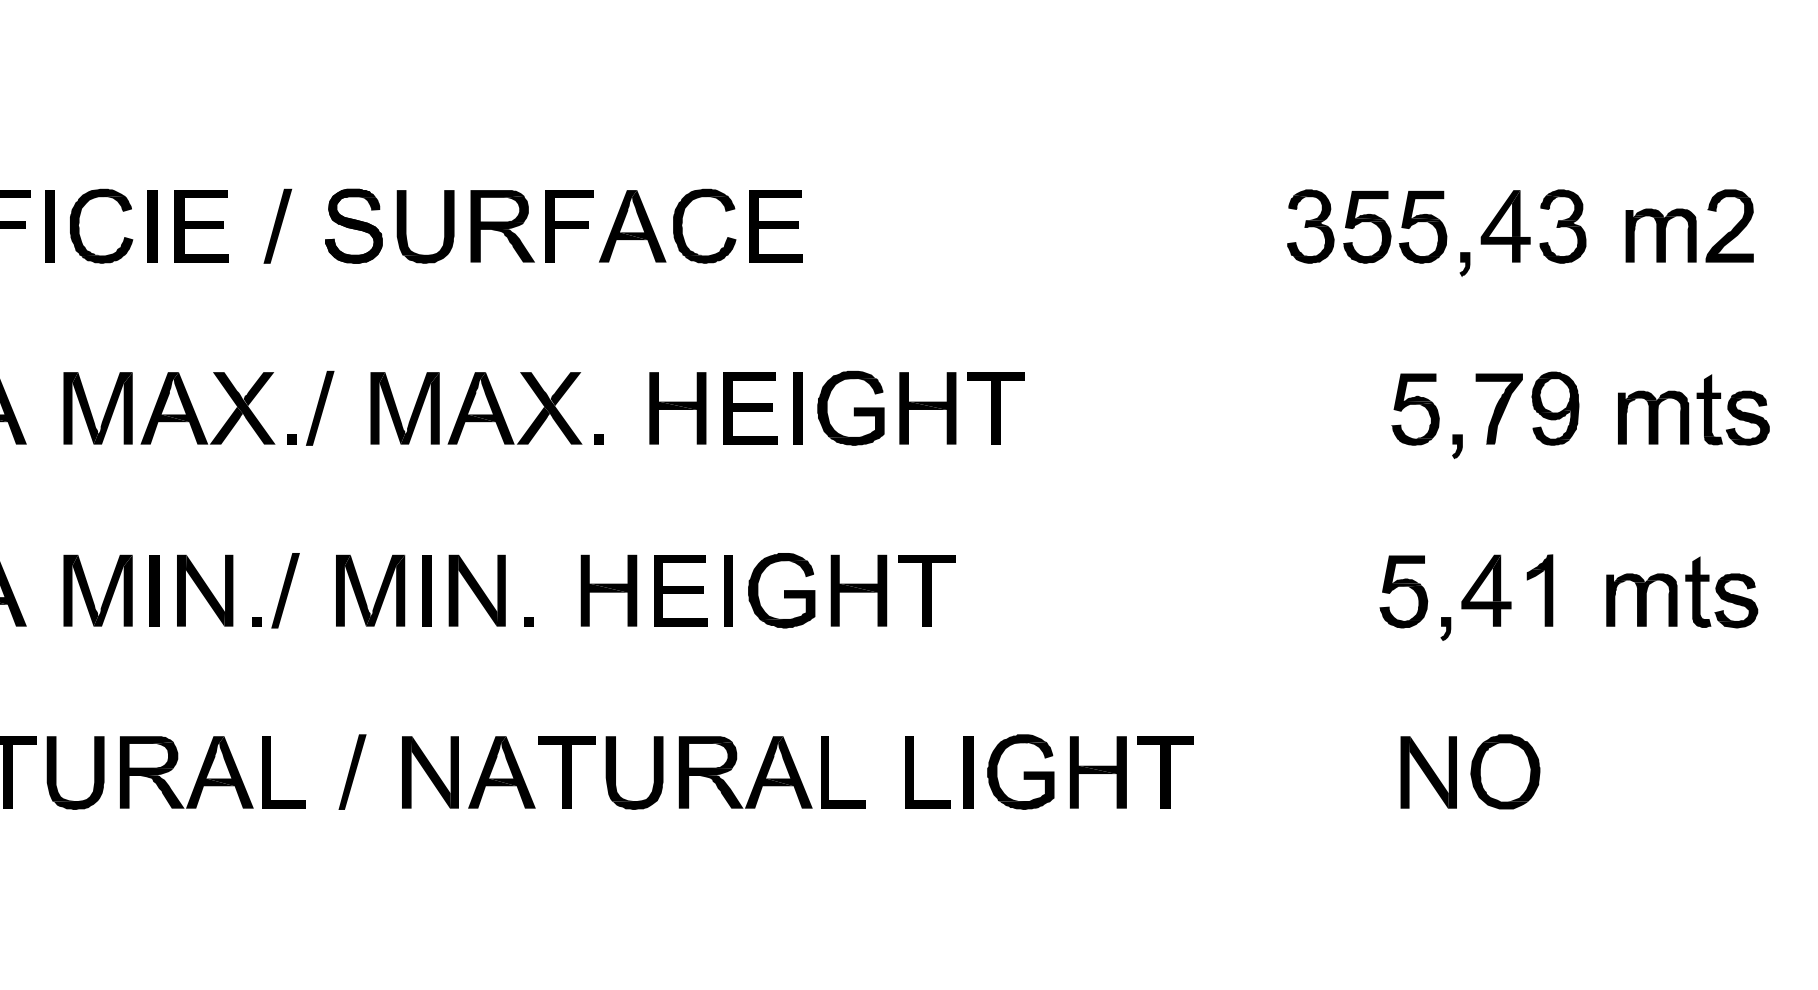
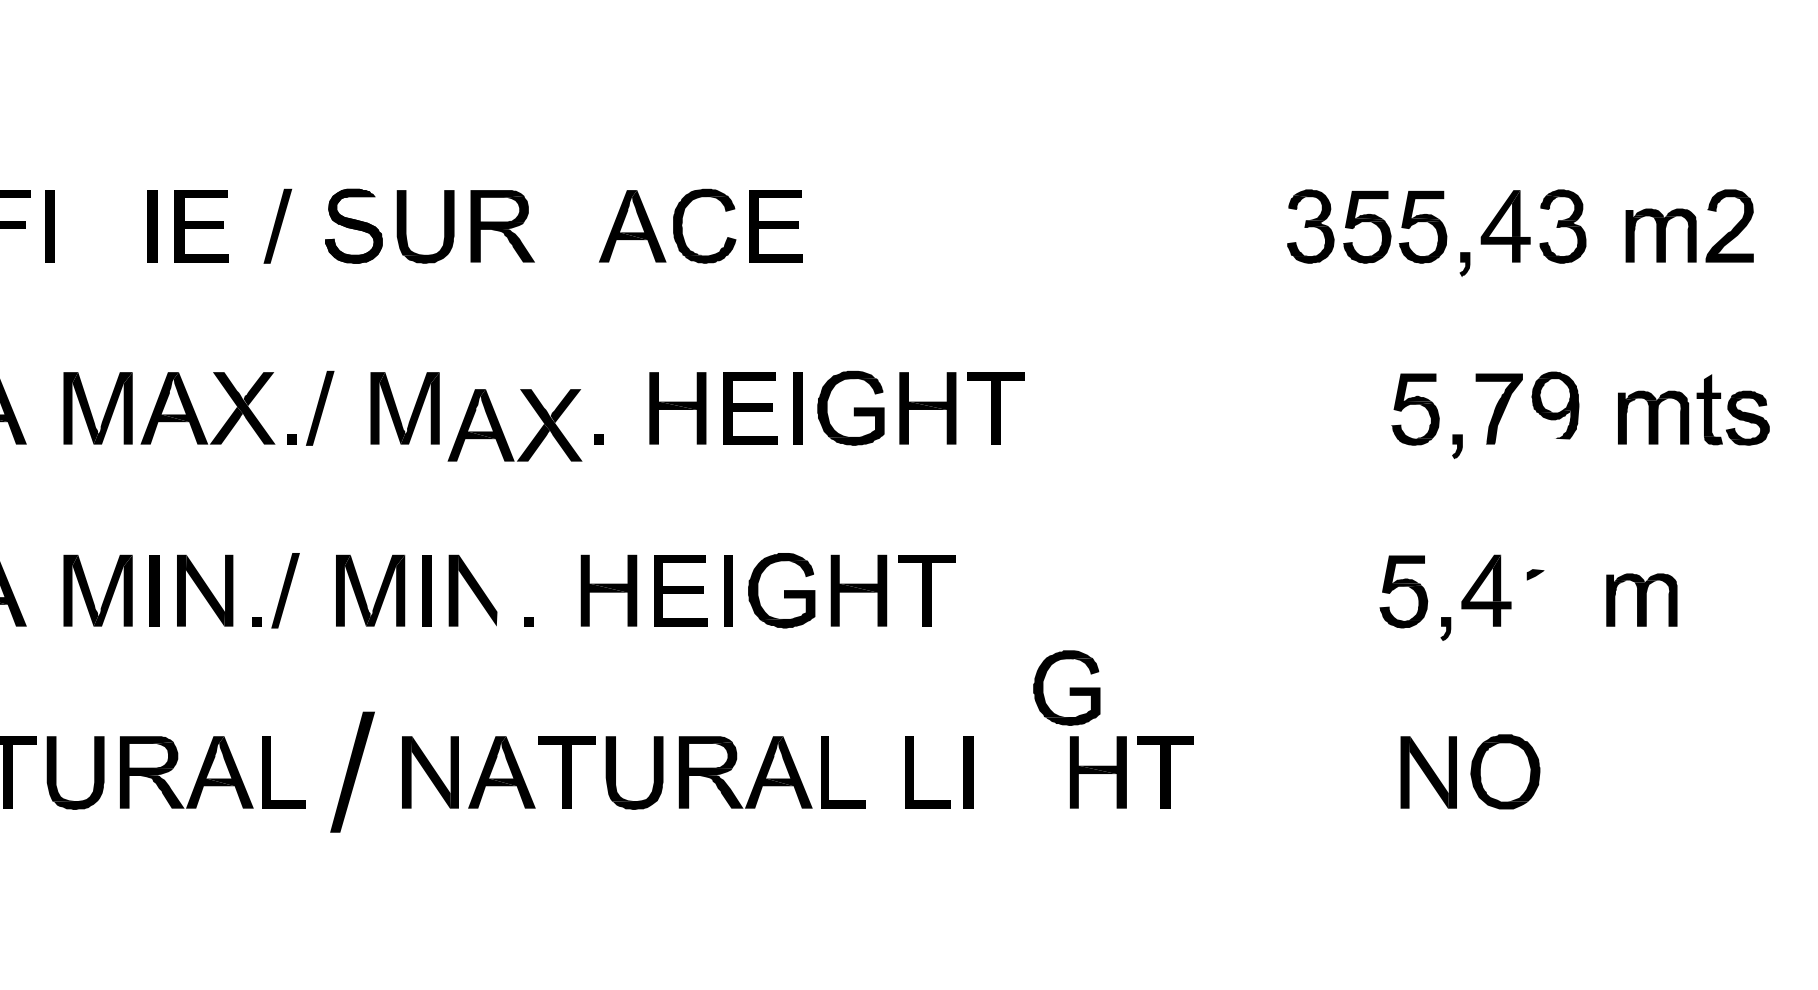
fill: present -> none (367, 203)
part: present -> none (79, 226)
part: present -> none (569, 226)
part position: (502, 413) -> (502, 430) (502, 430)
fill: present -> none (1550, 435)
fill: present -> none (500, 590)
fill: present -> none (1542, 590)
part: present -> none (1721, 592)
part size: 29x76 px -> 45x122 px (352, 771)
part position: (1020, 771) -> (1066, 687) (1066, 687)
